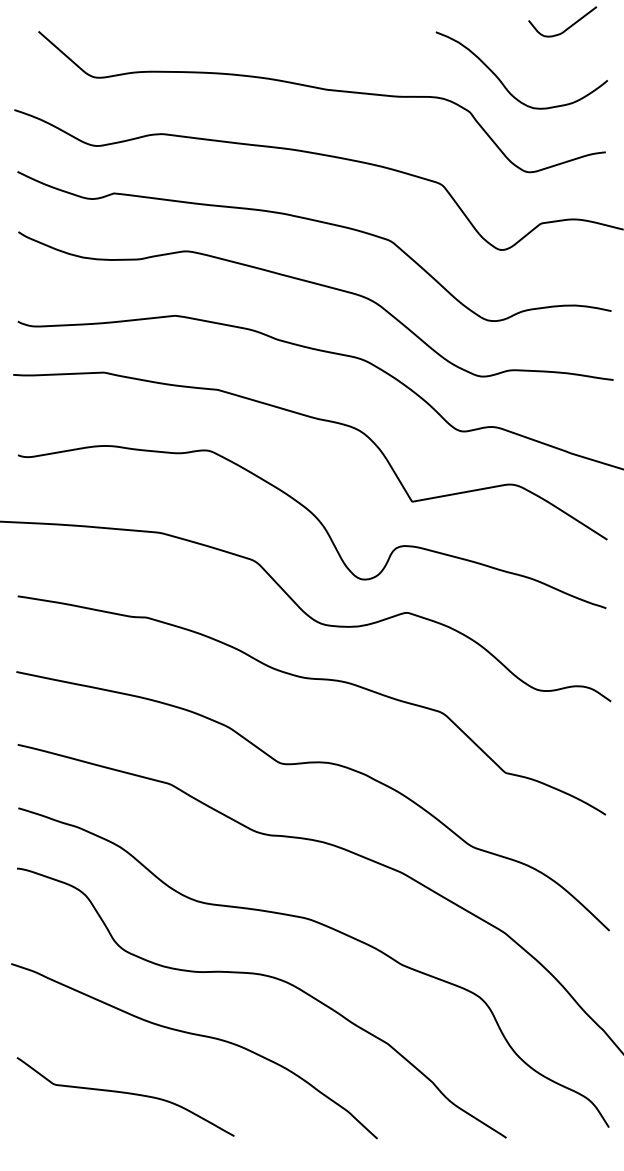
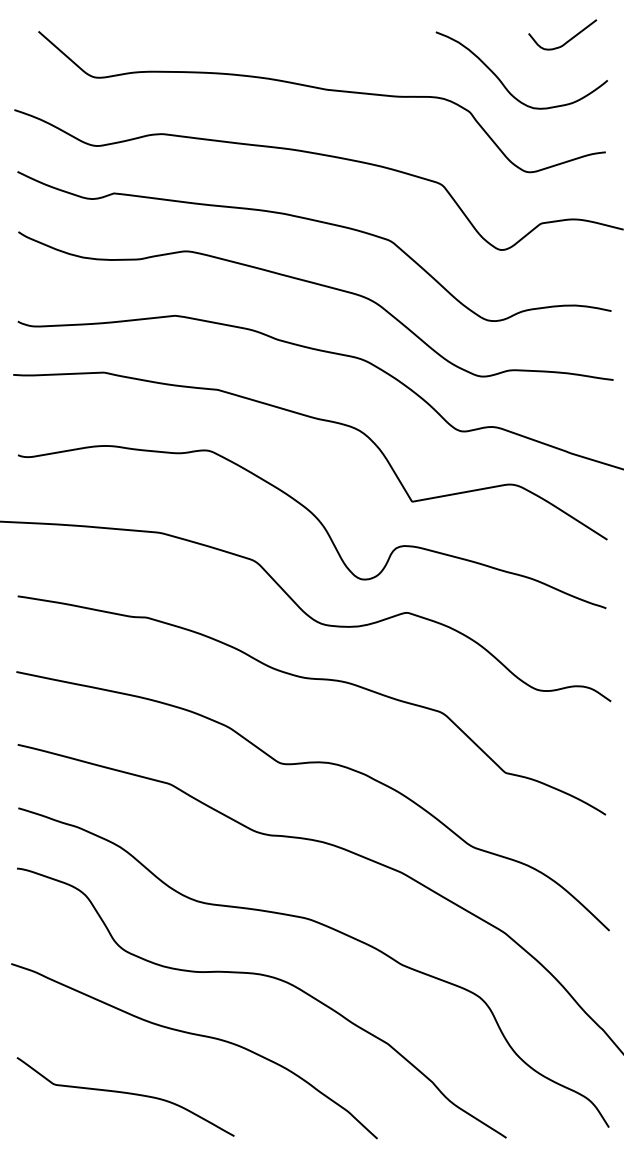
curve position: (567, 27) -> (567, 40) (567, 40)
